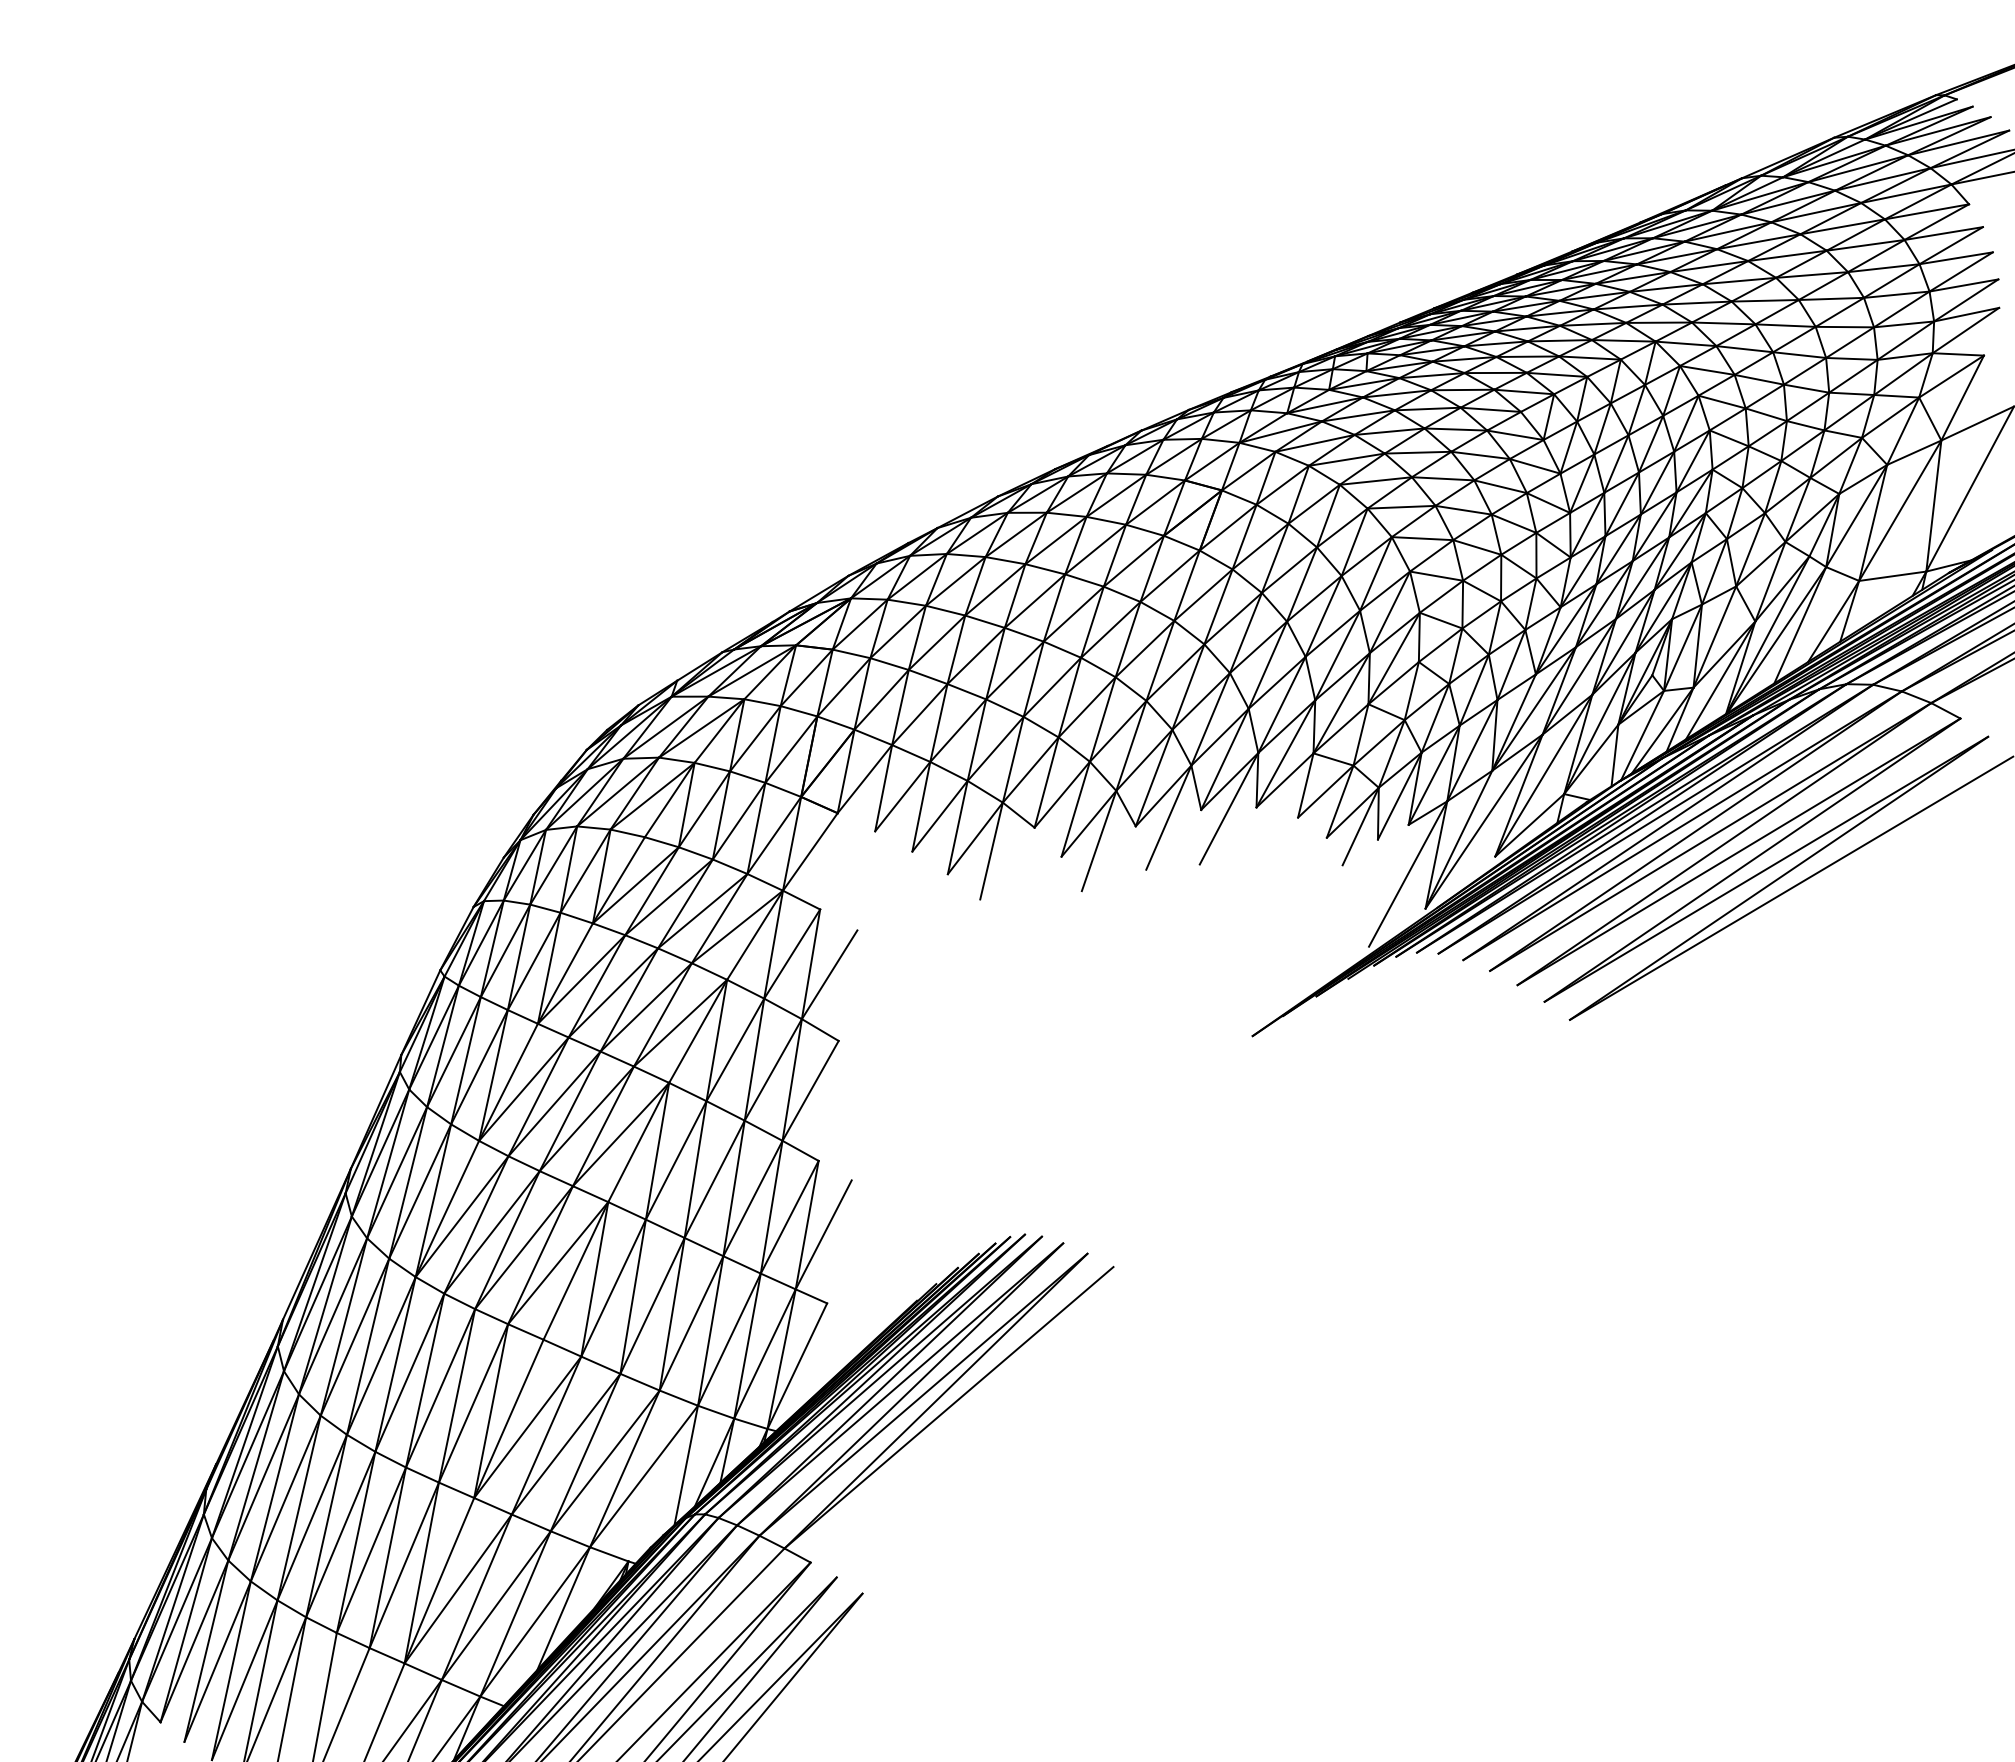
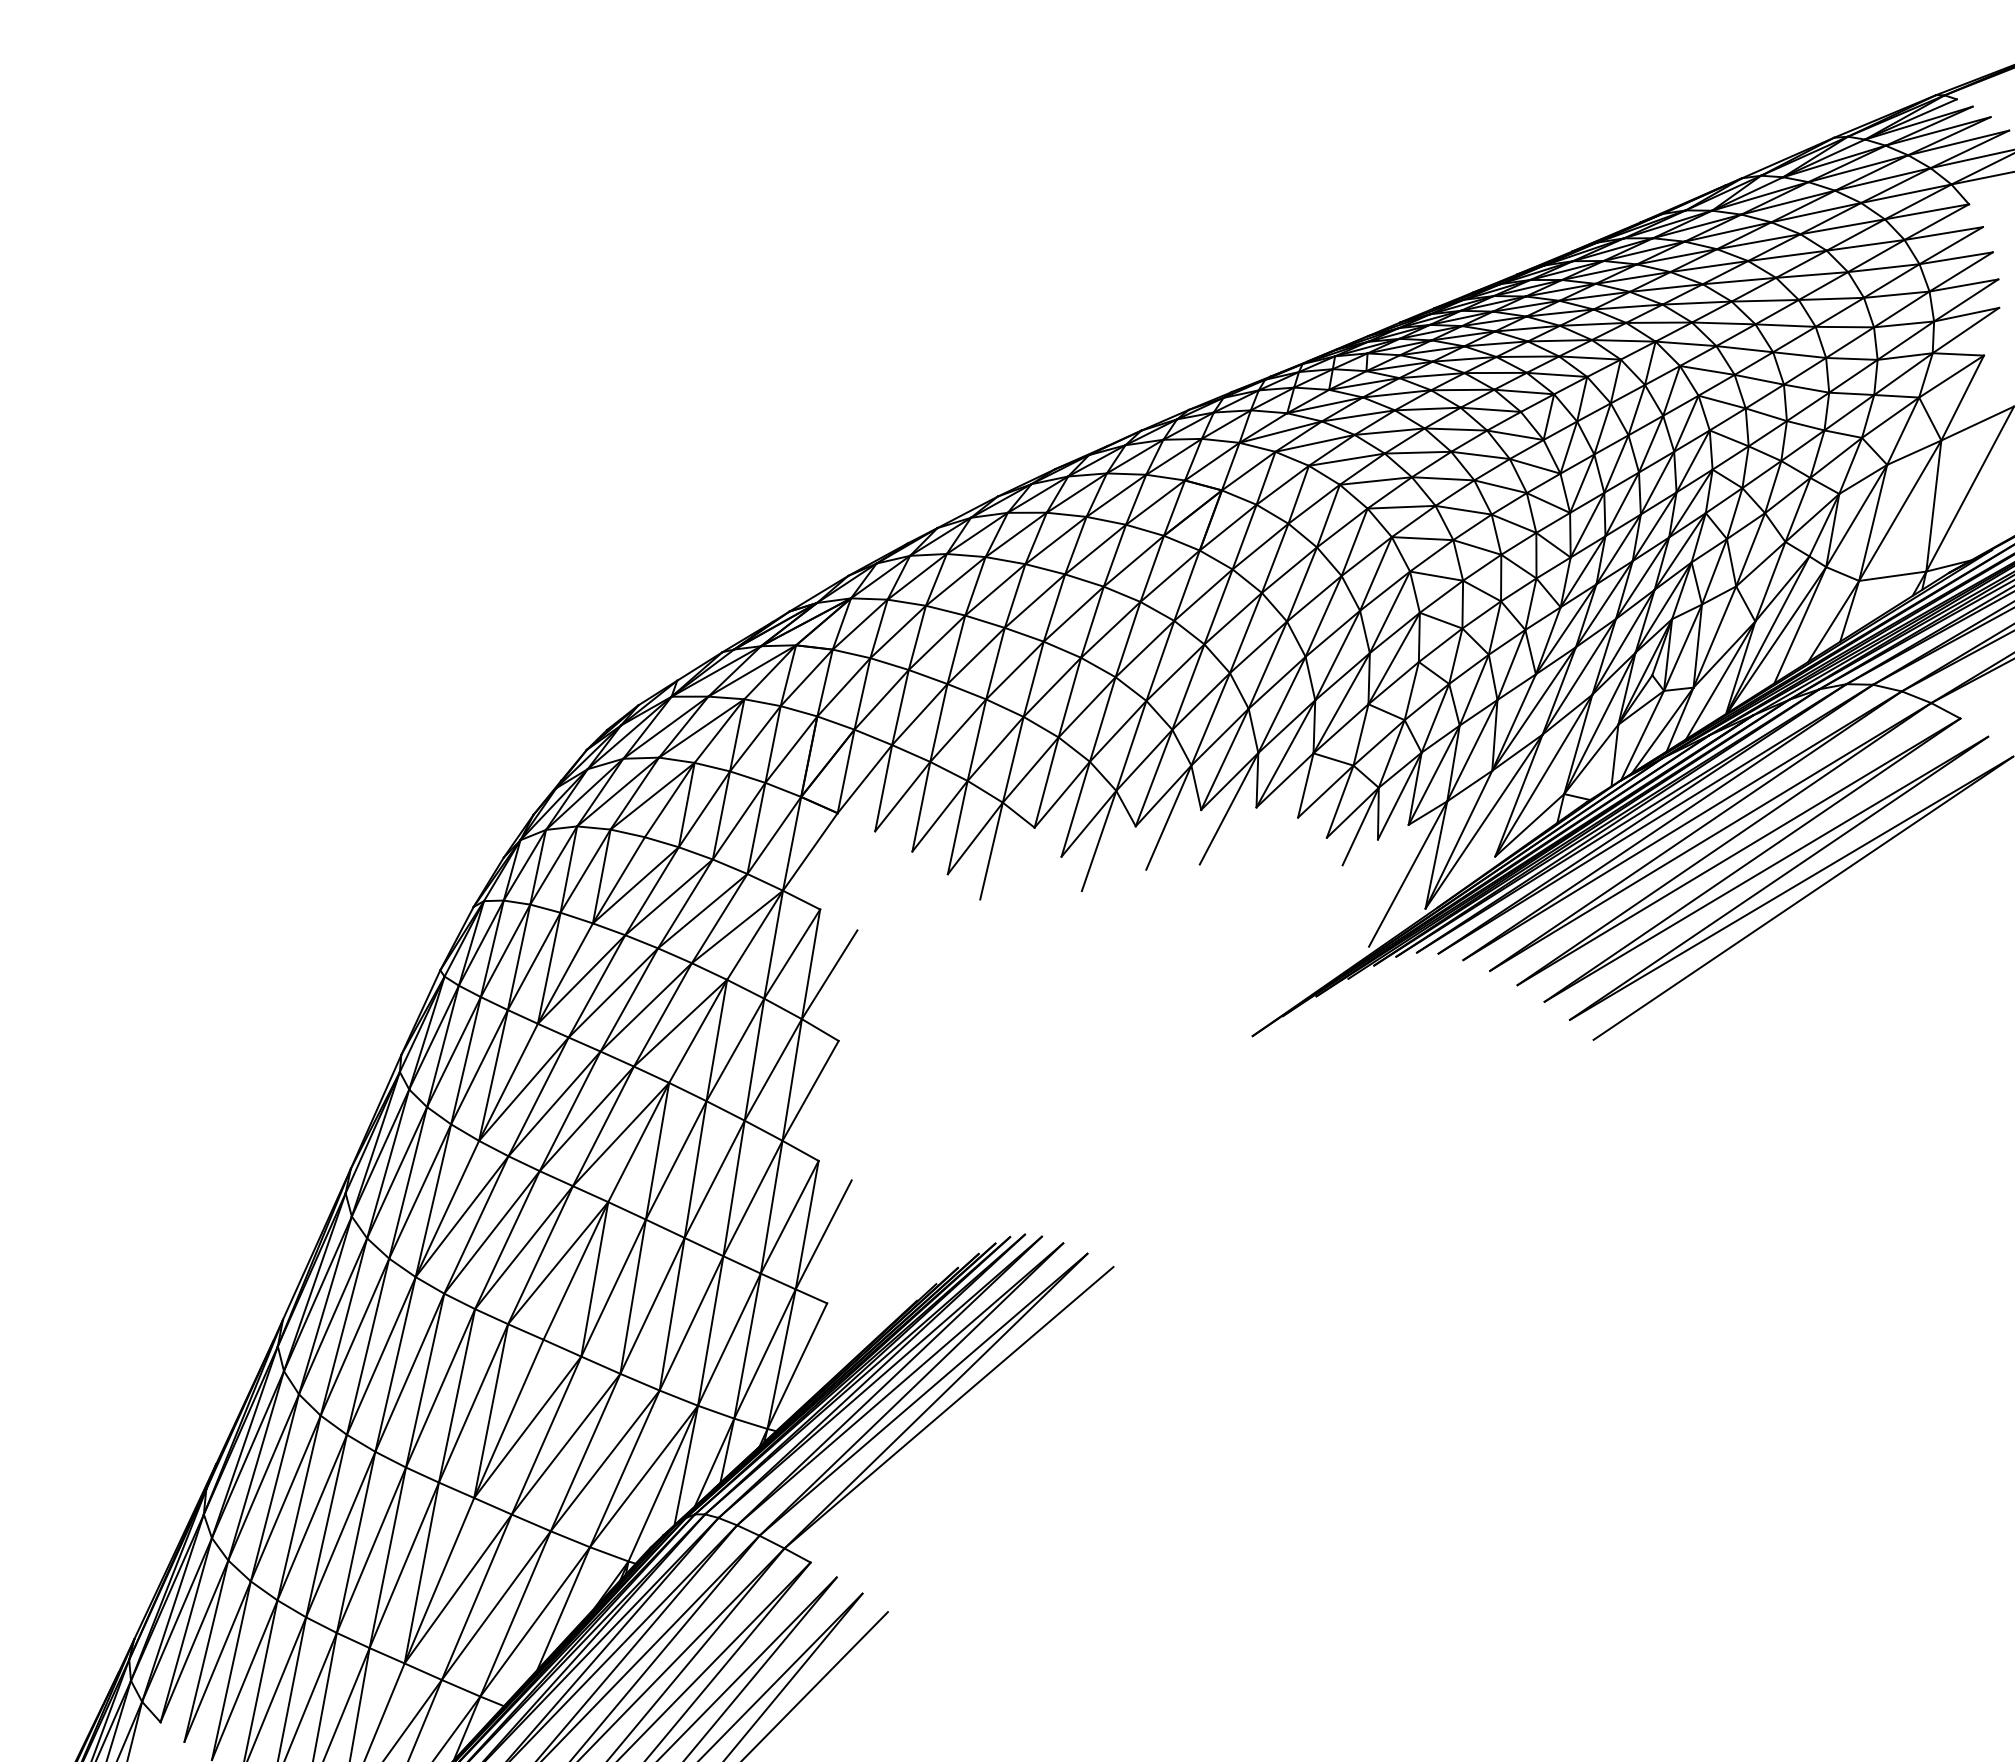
line: none -> present (1802, 898)
line: none -> present (663, 1483)
line: none -> present (696, 1653)
line: none -> present (815, 1685)
line: none -> present (310, 1695)
line: none -> present (359, 1703)
